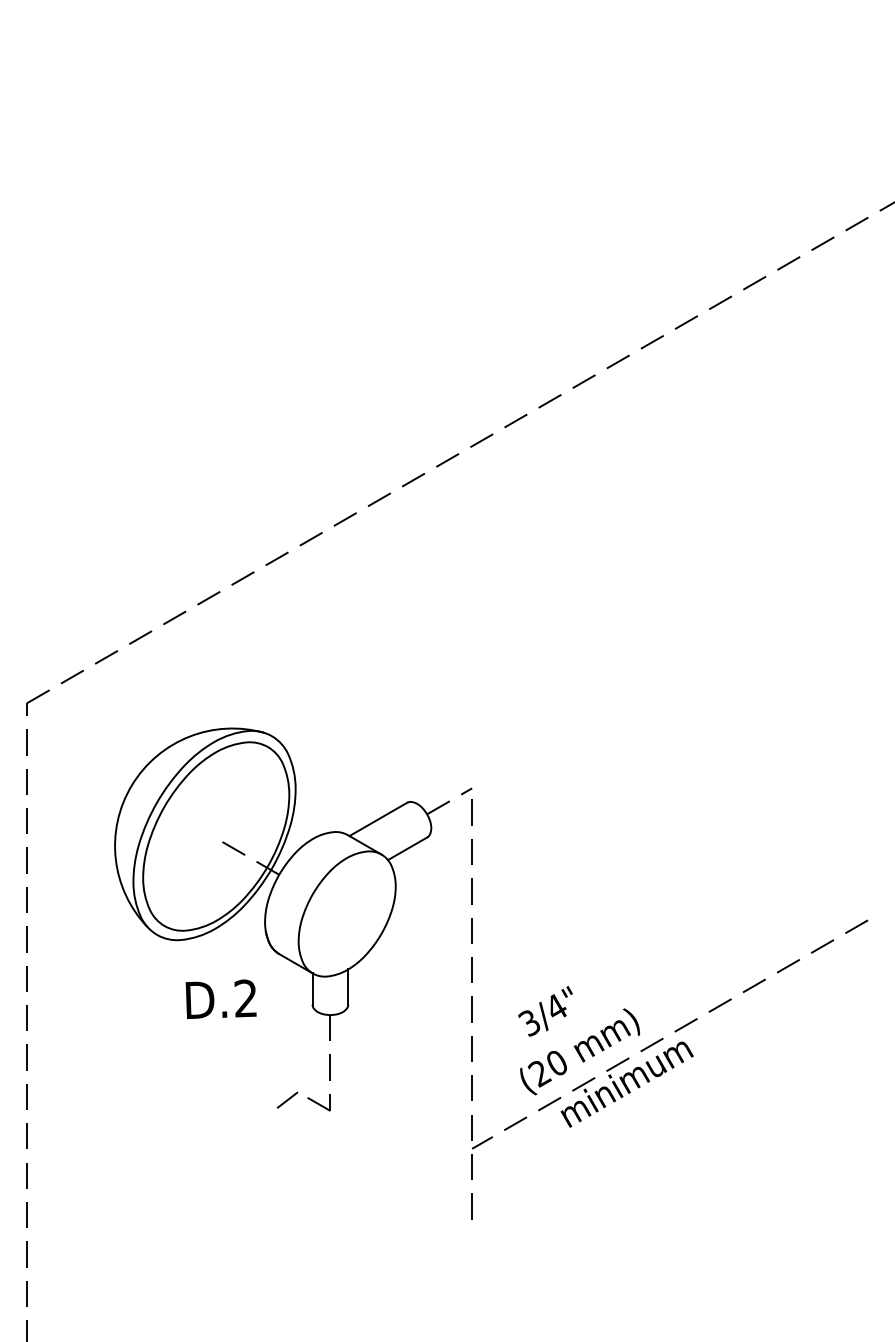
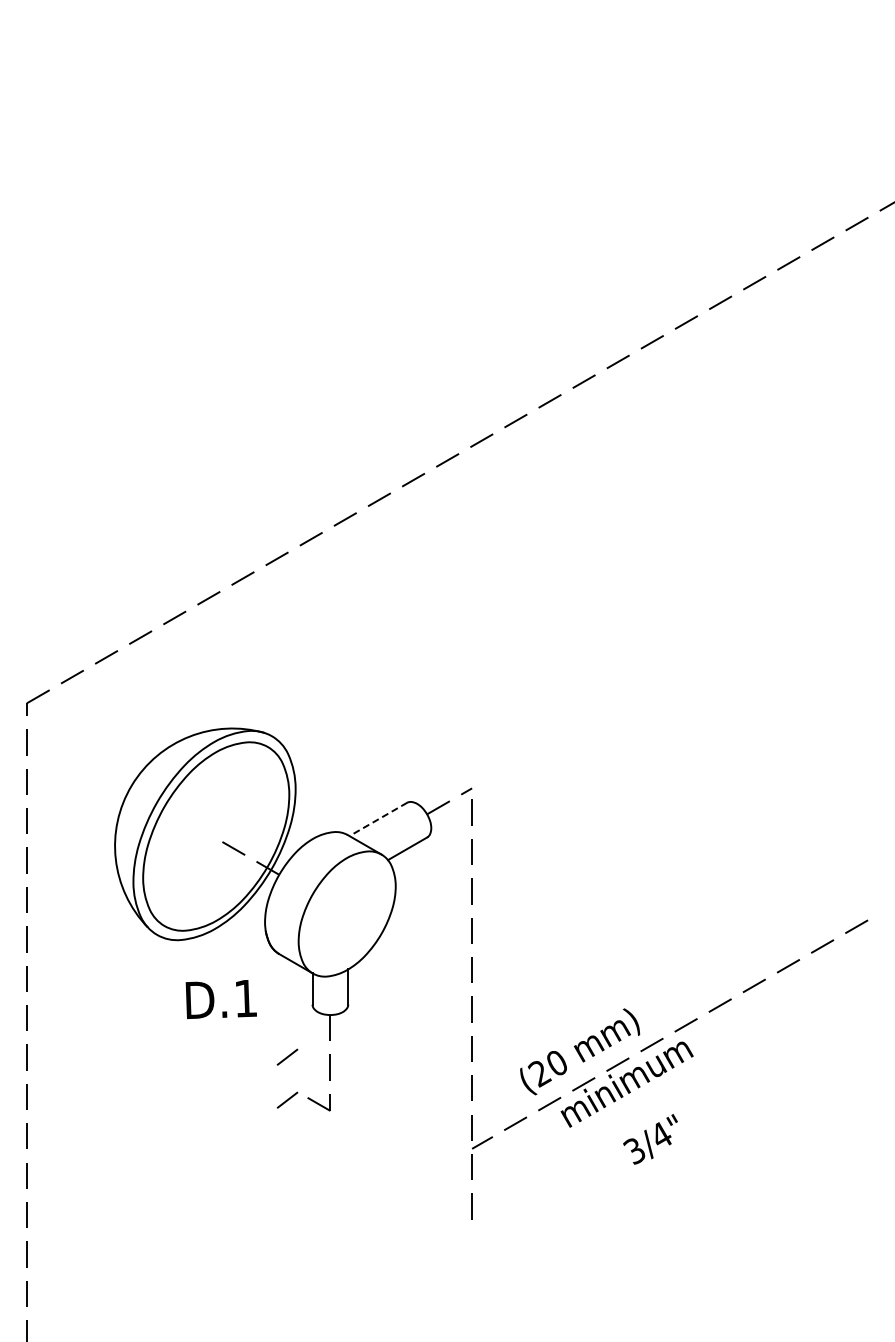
line: solid -> dashed (377, 819)
text: D.2 -> D.1 (245, 998)
text position: (545, 1011) -> (650, 1139) (650, 1139)
line: none -> present (287, 1056)
